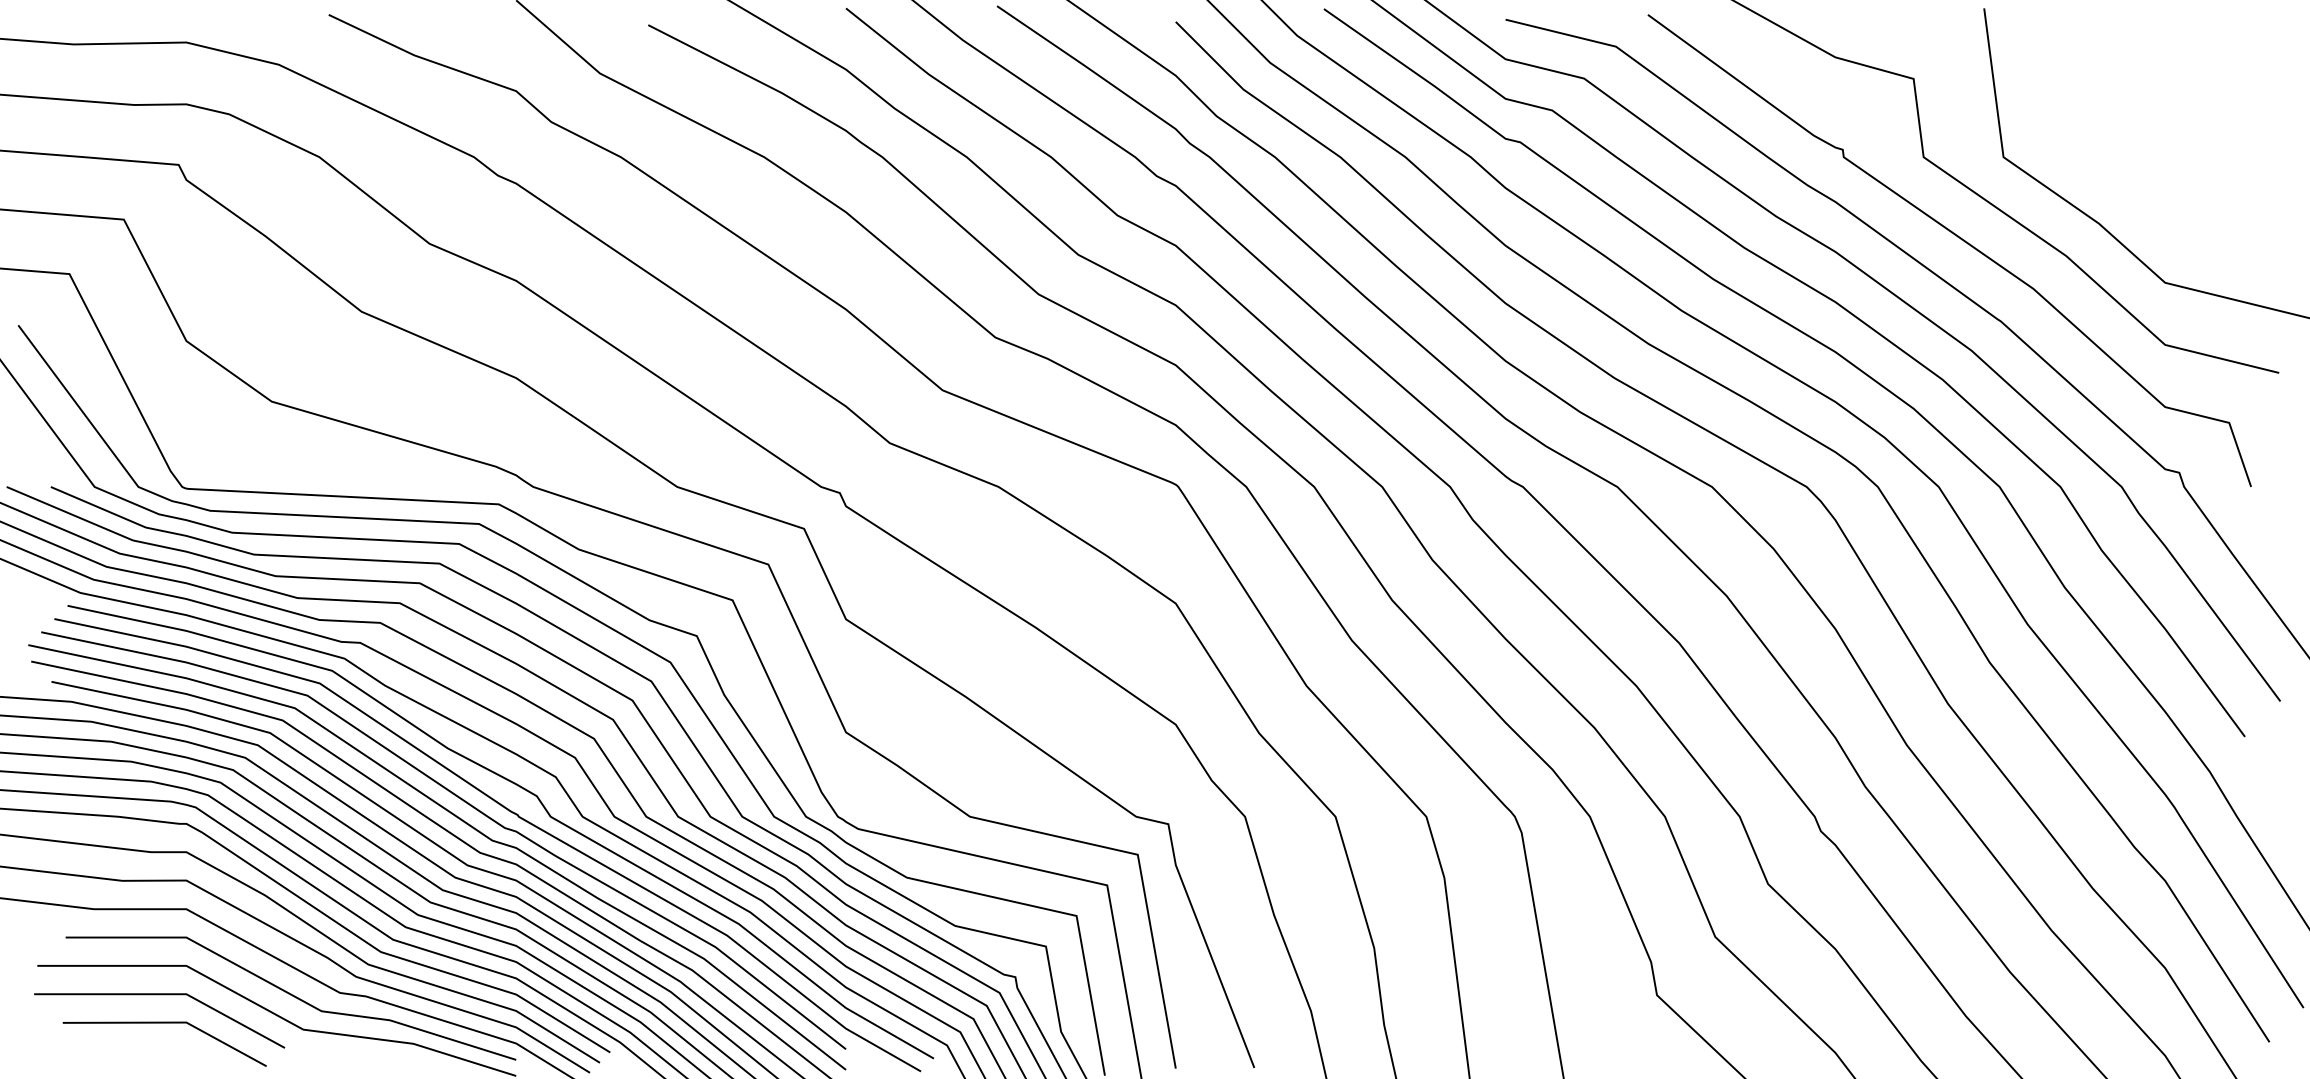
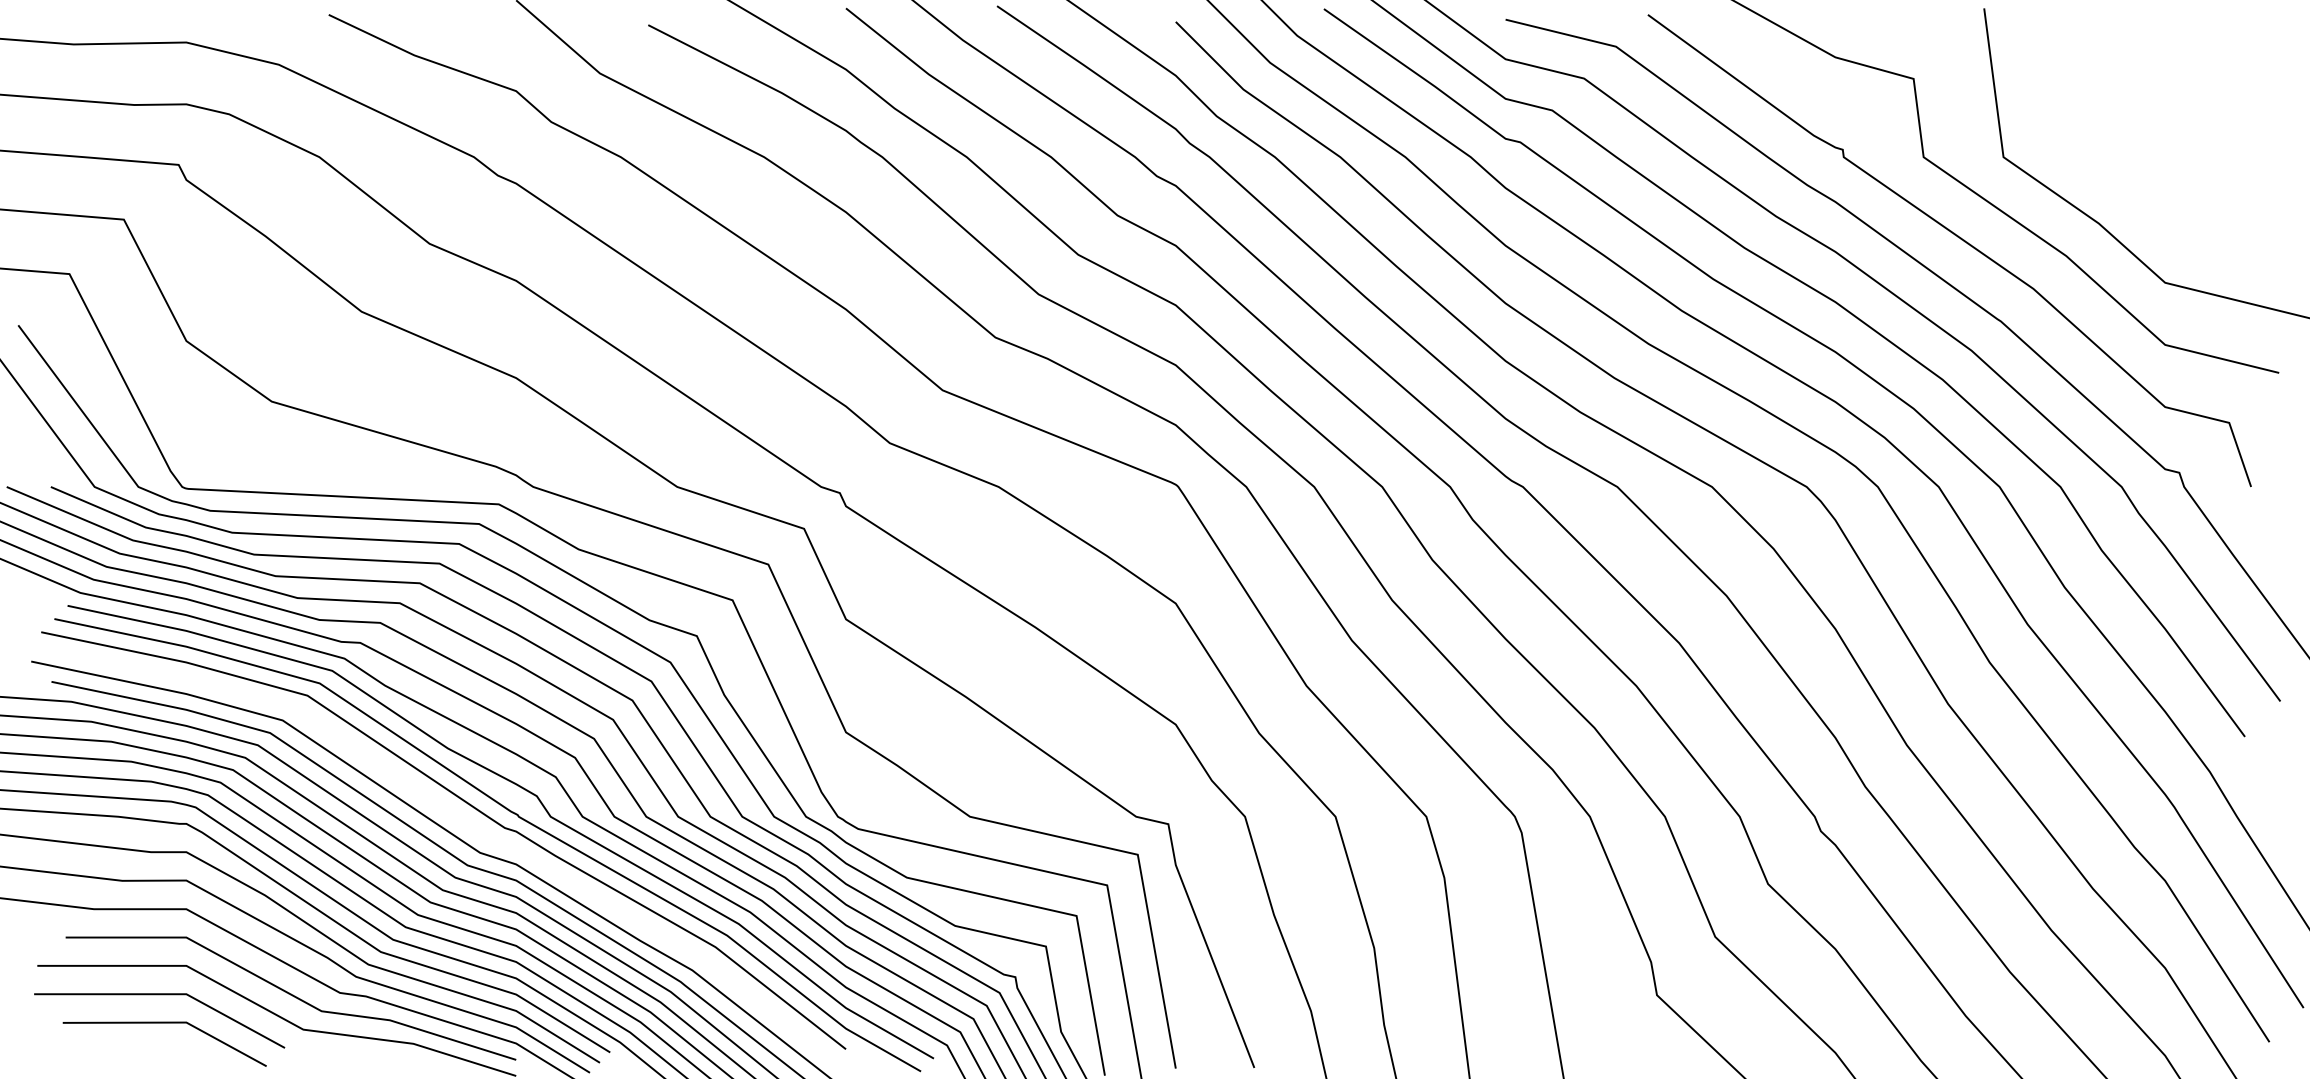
curve: present -> none (460, 820)
